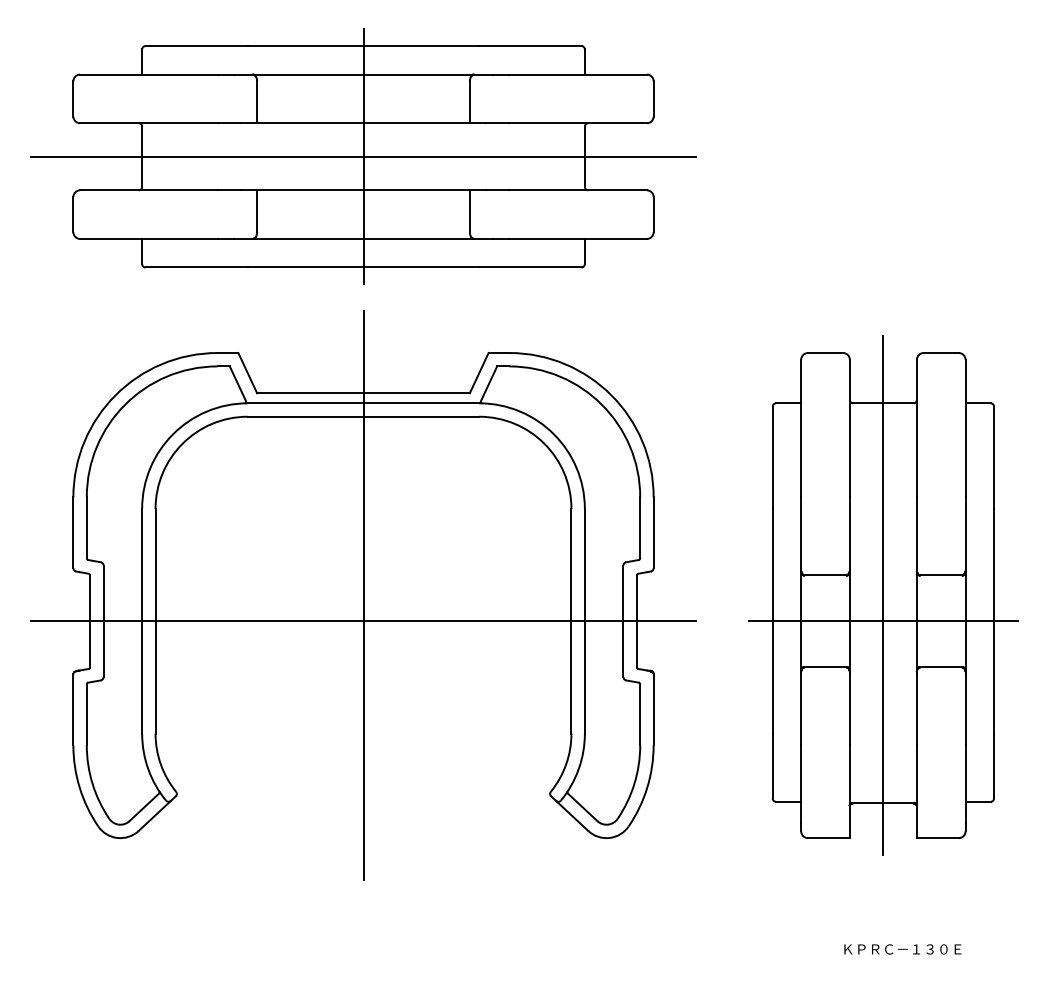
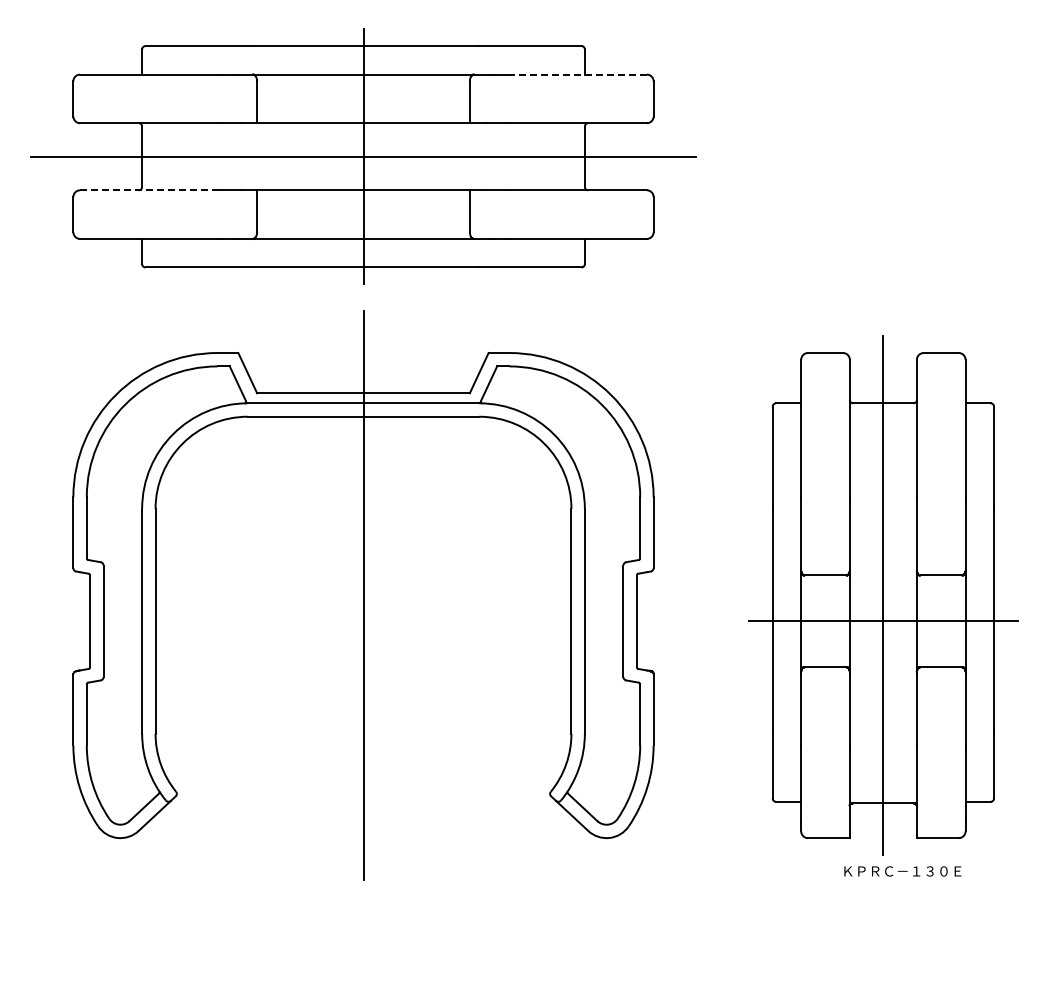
line: solid -> dashed (578, 74)
line: solid -> dashed (148, 190)
line: present -> none (363, 621)
text position: (902, 949) -> (902, 871) (902, 871)
